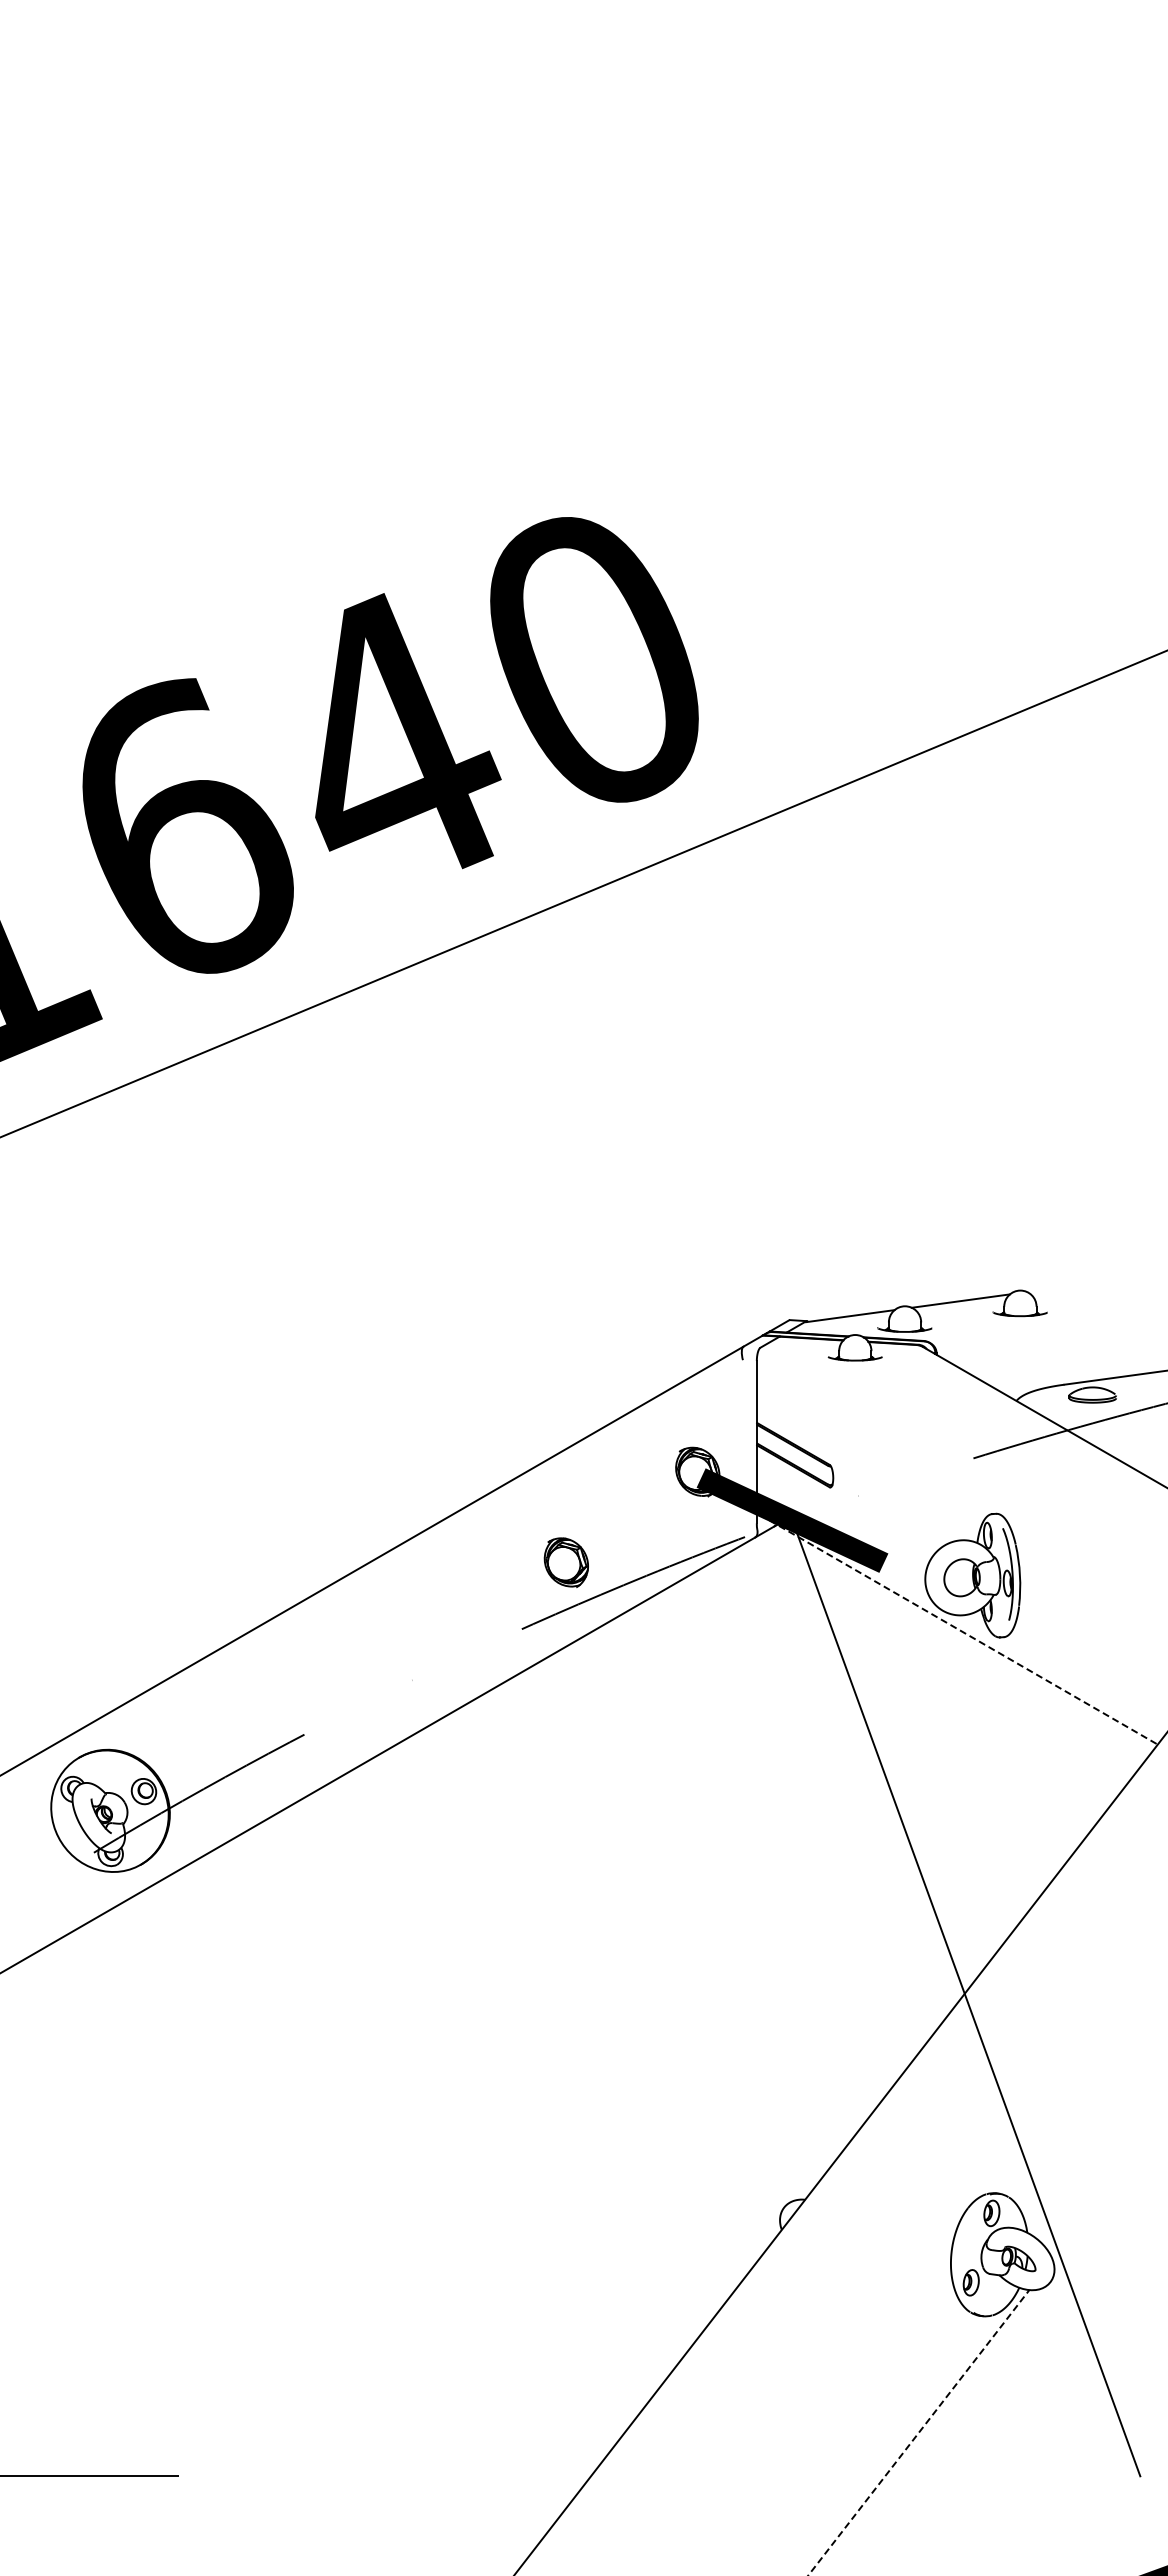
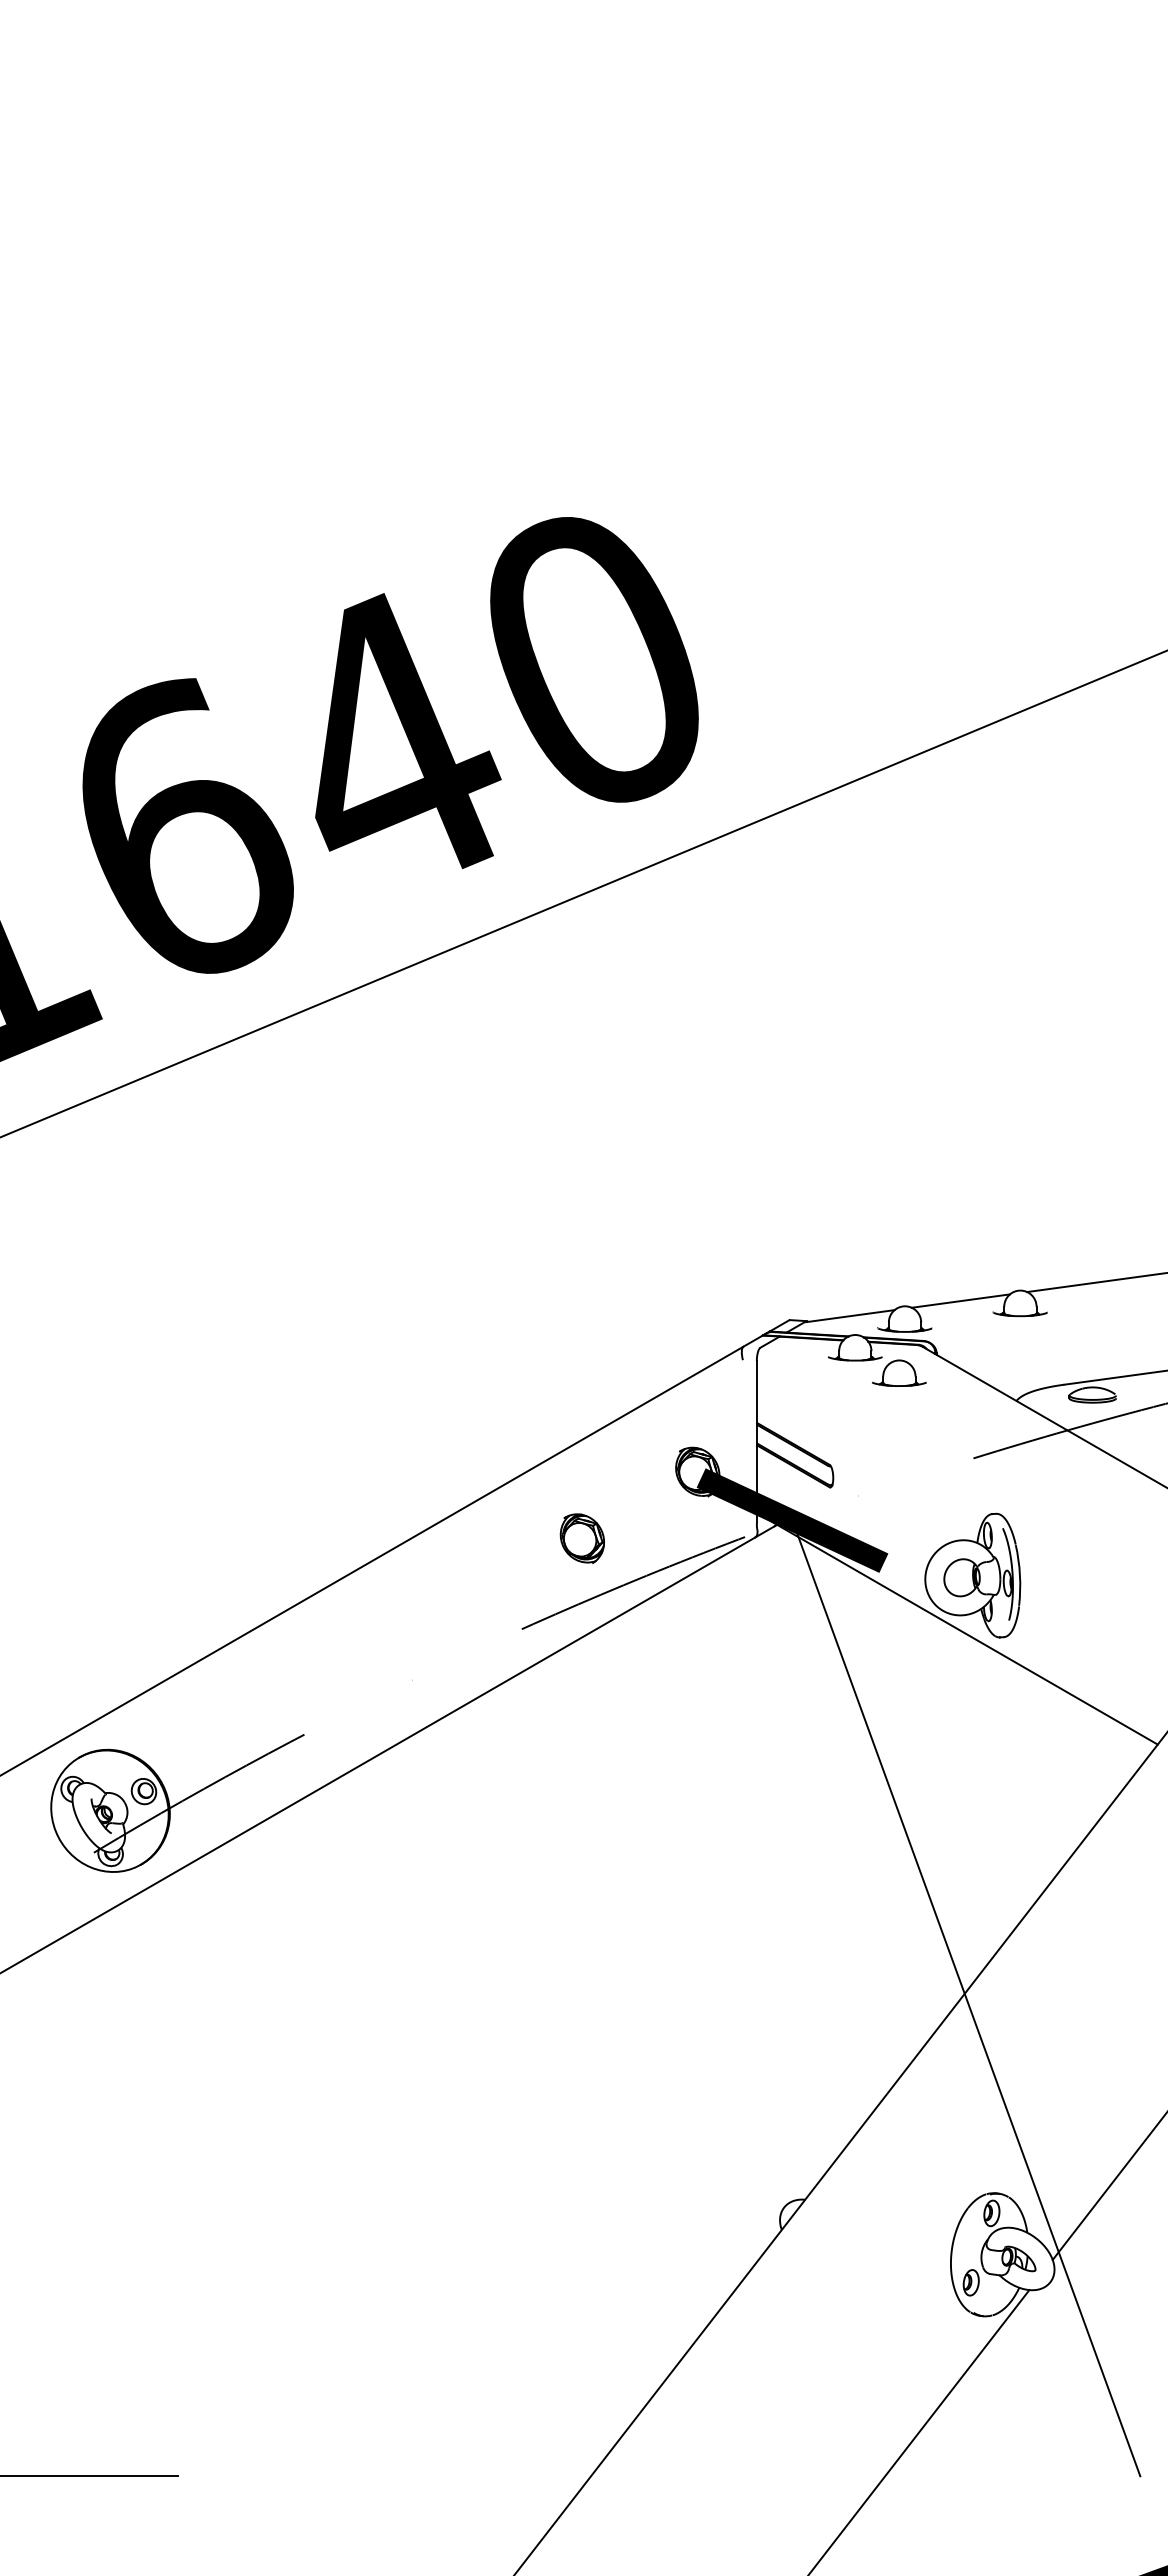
line: none -> present (1095, 1282)
part: none -> present (899, 1372)
part position: (565, 1562) -> (581, 1538) (581, 1538)
line: dashed -> solid (958, 1629)
line: none -> present (1108, 2187)
line: dashed -> solid (918, 2432)
